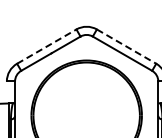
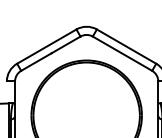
line: dashed -> solid (47, 46)
line: dashed -> solid (127, 46)
